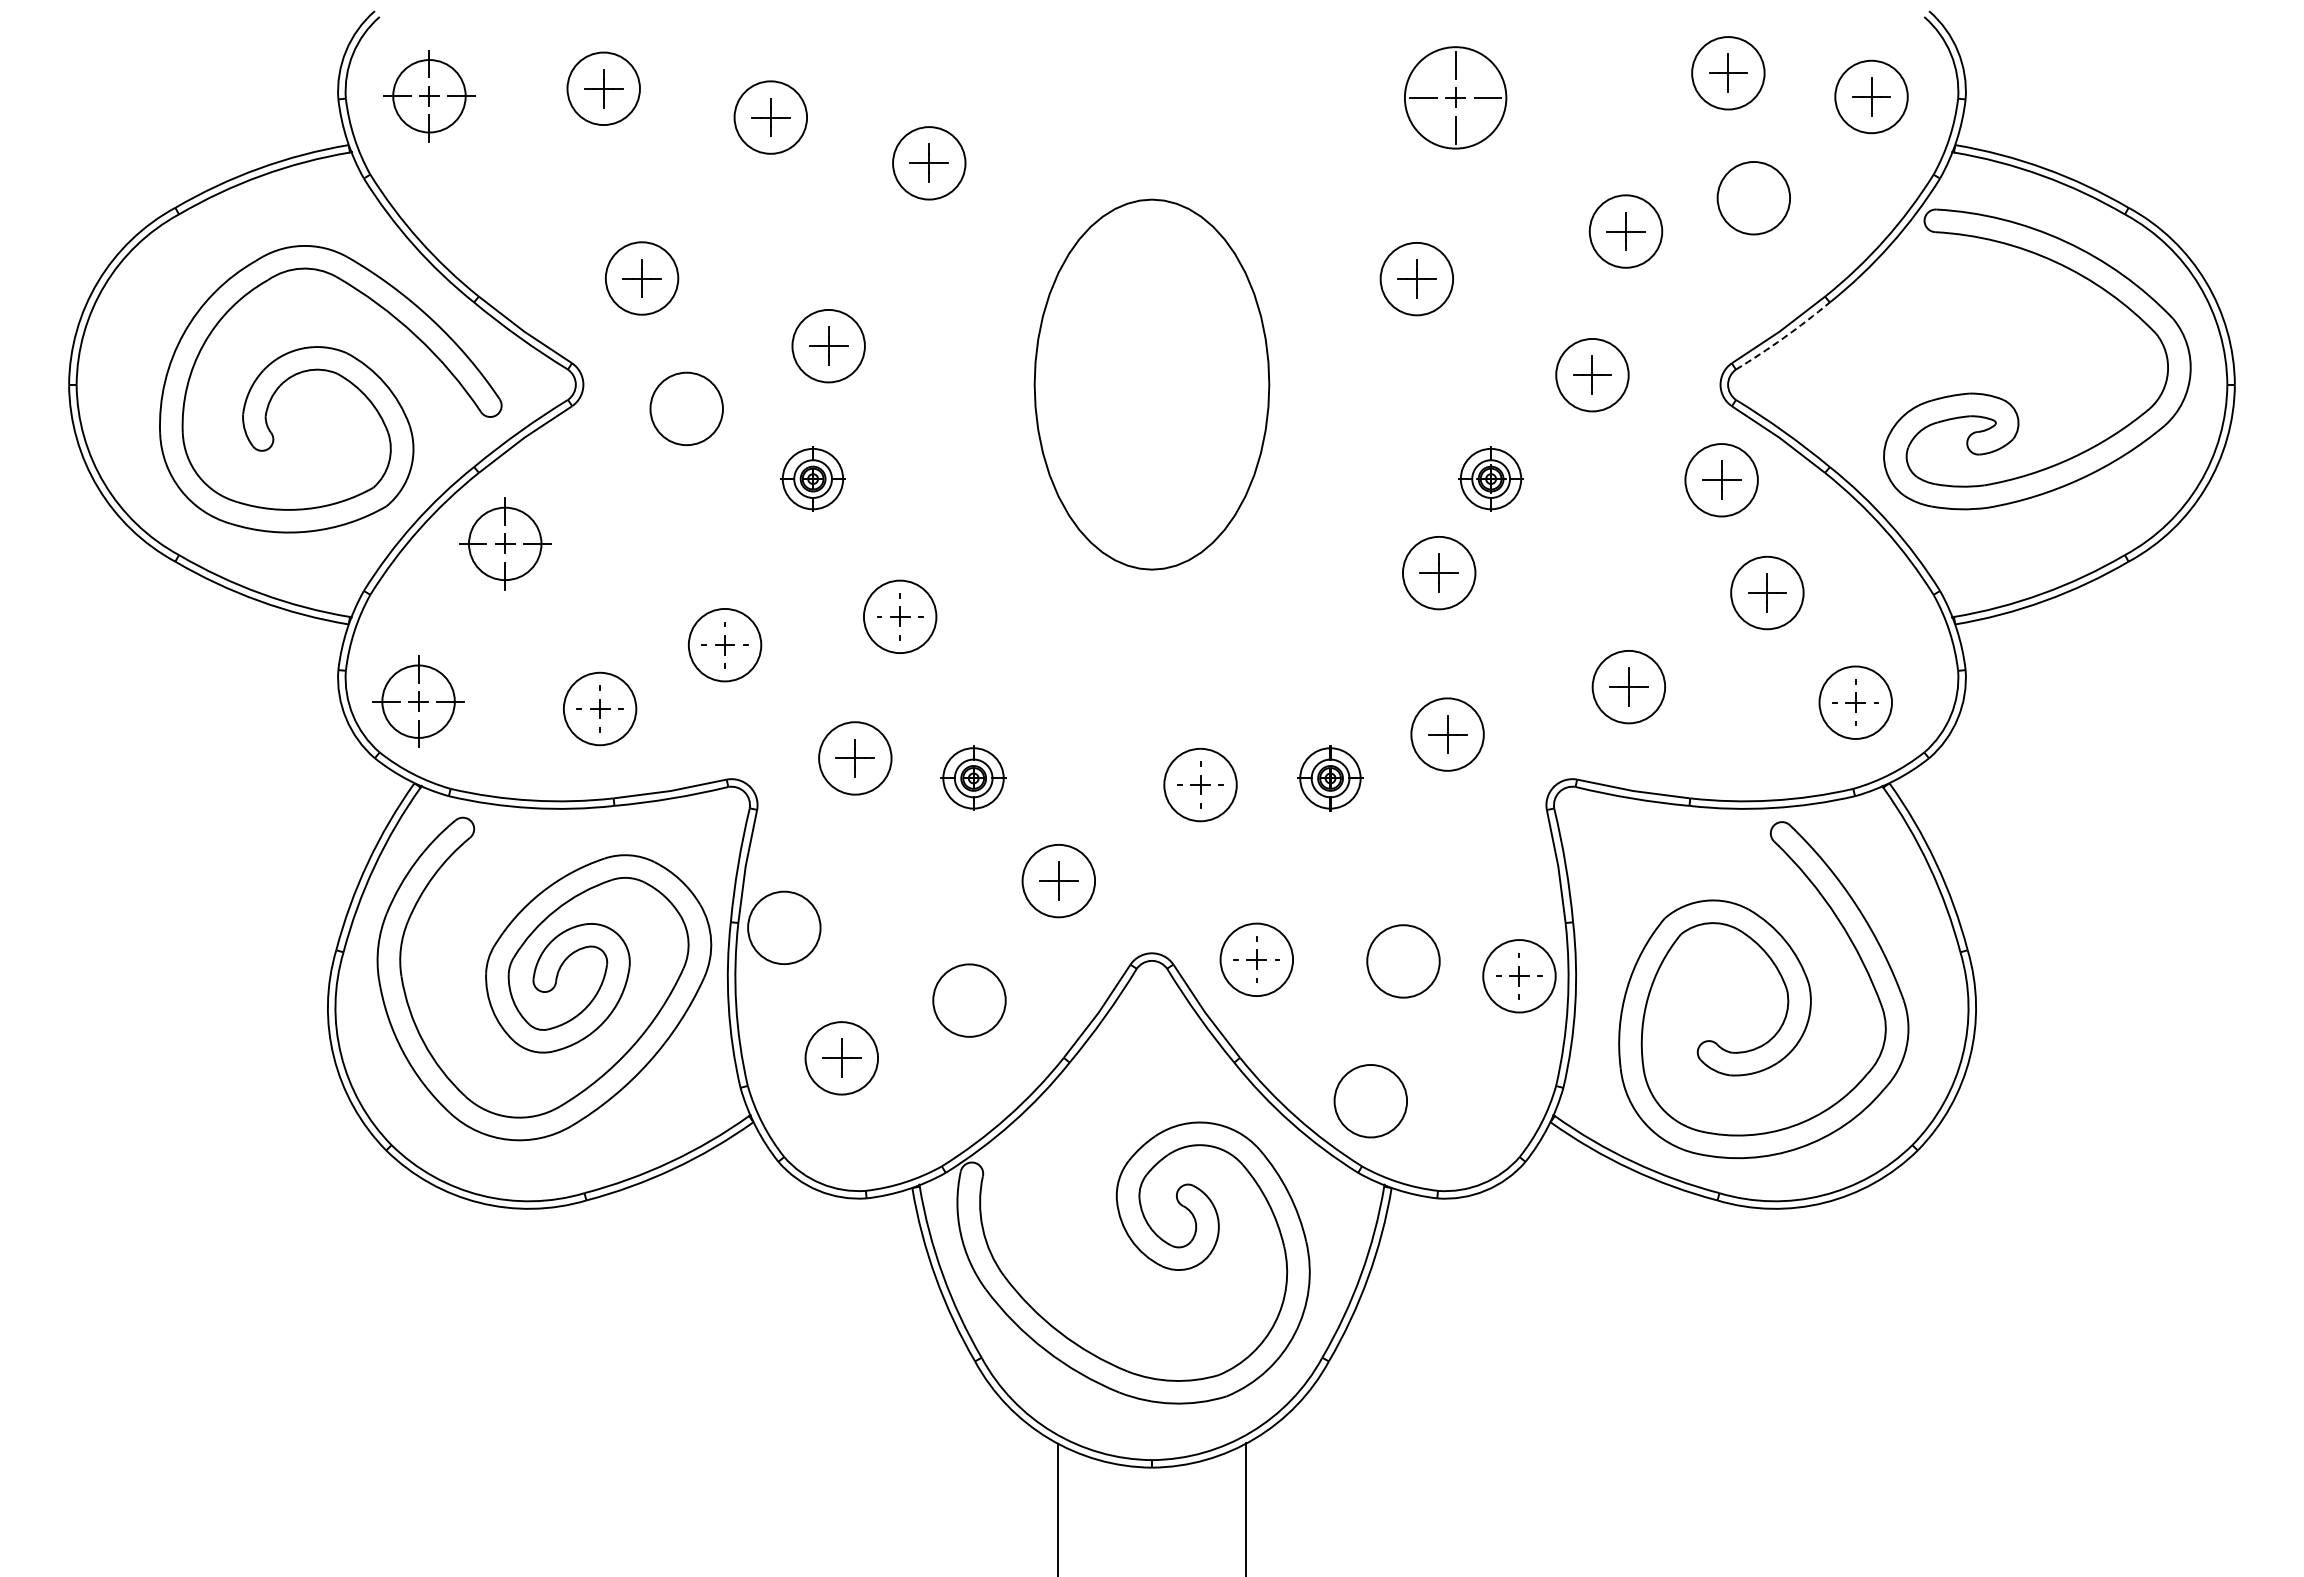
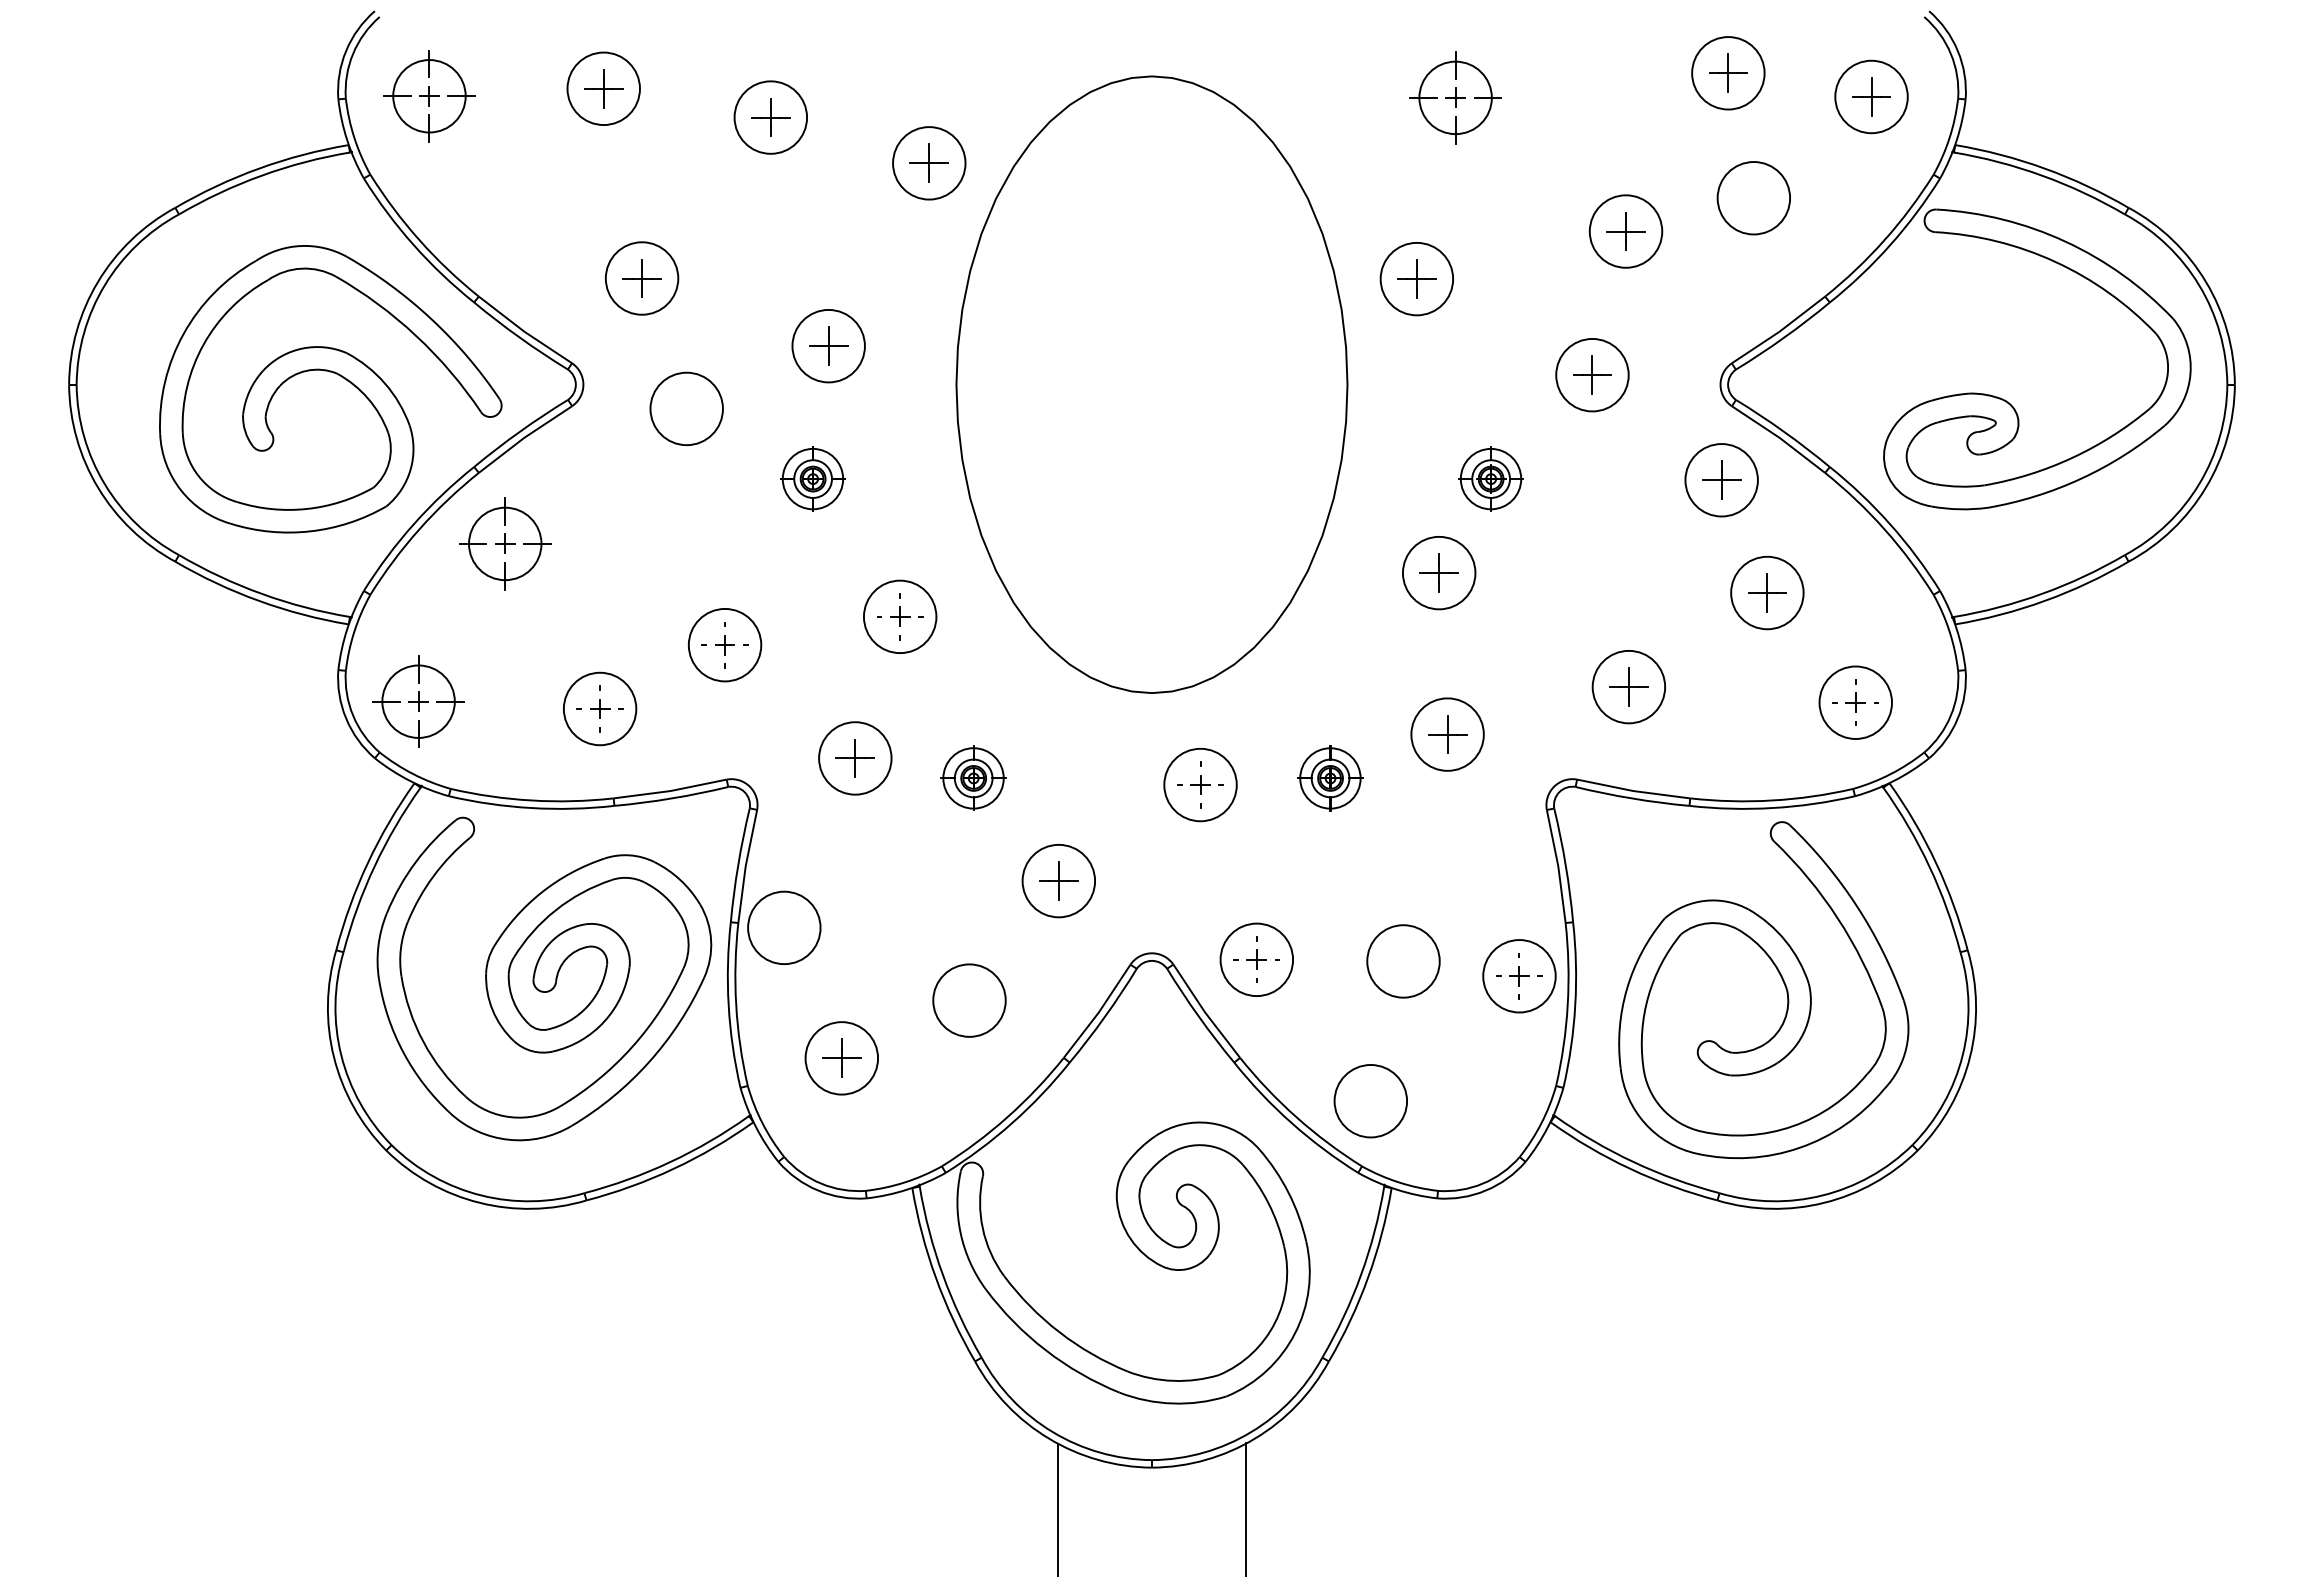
circle diameter: 101 px -> 72 px (1455, 97)
arc: dashed -> solid (1784, 337)
part size: 238x373 px -> 394x619 px (1151, 384)
